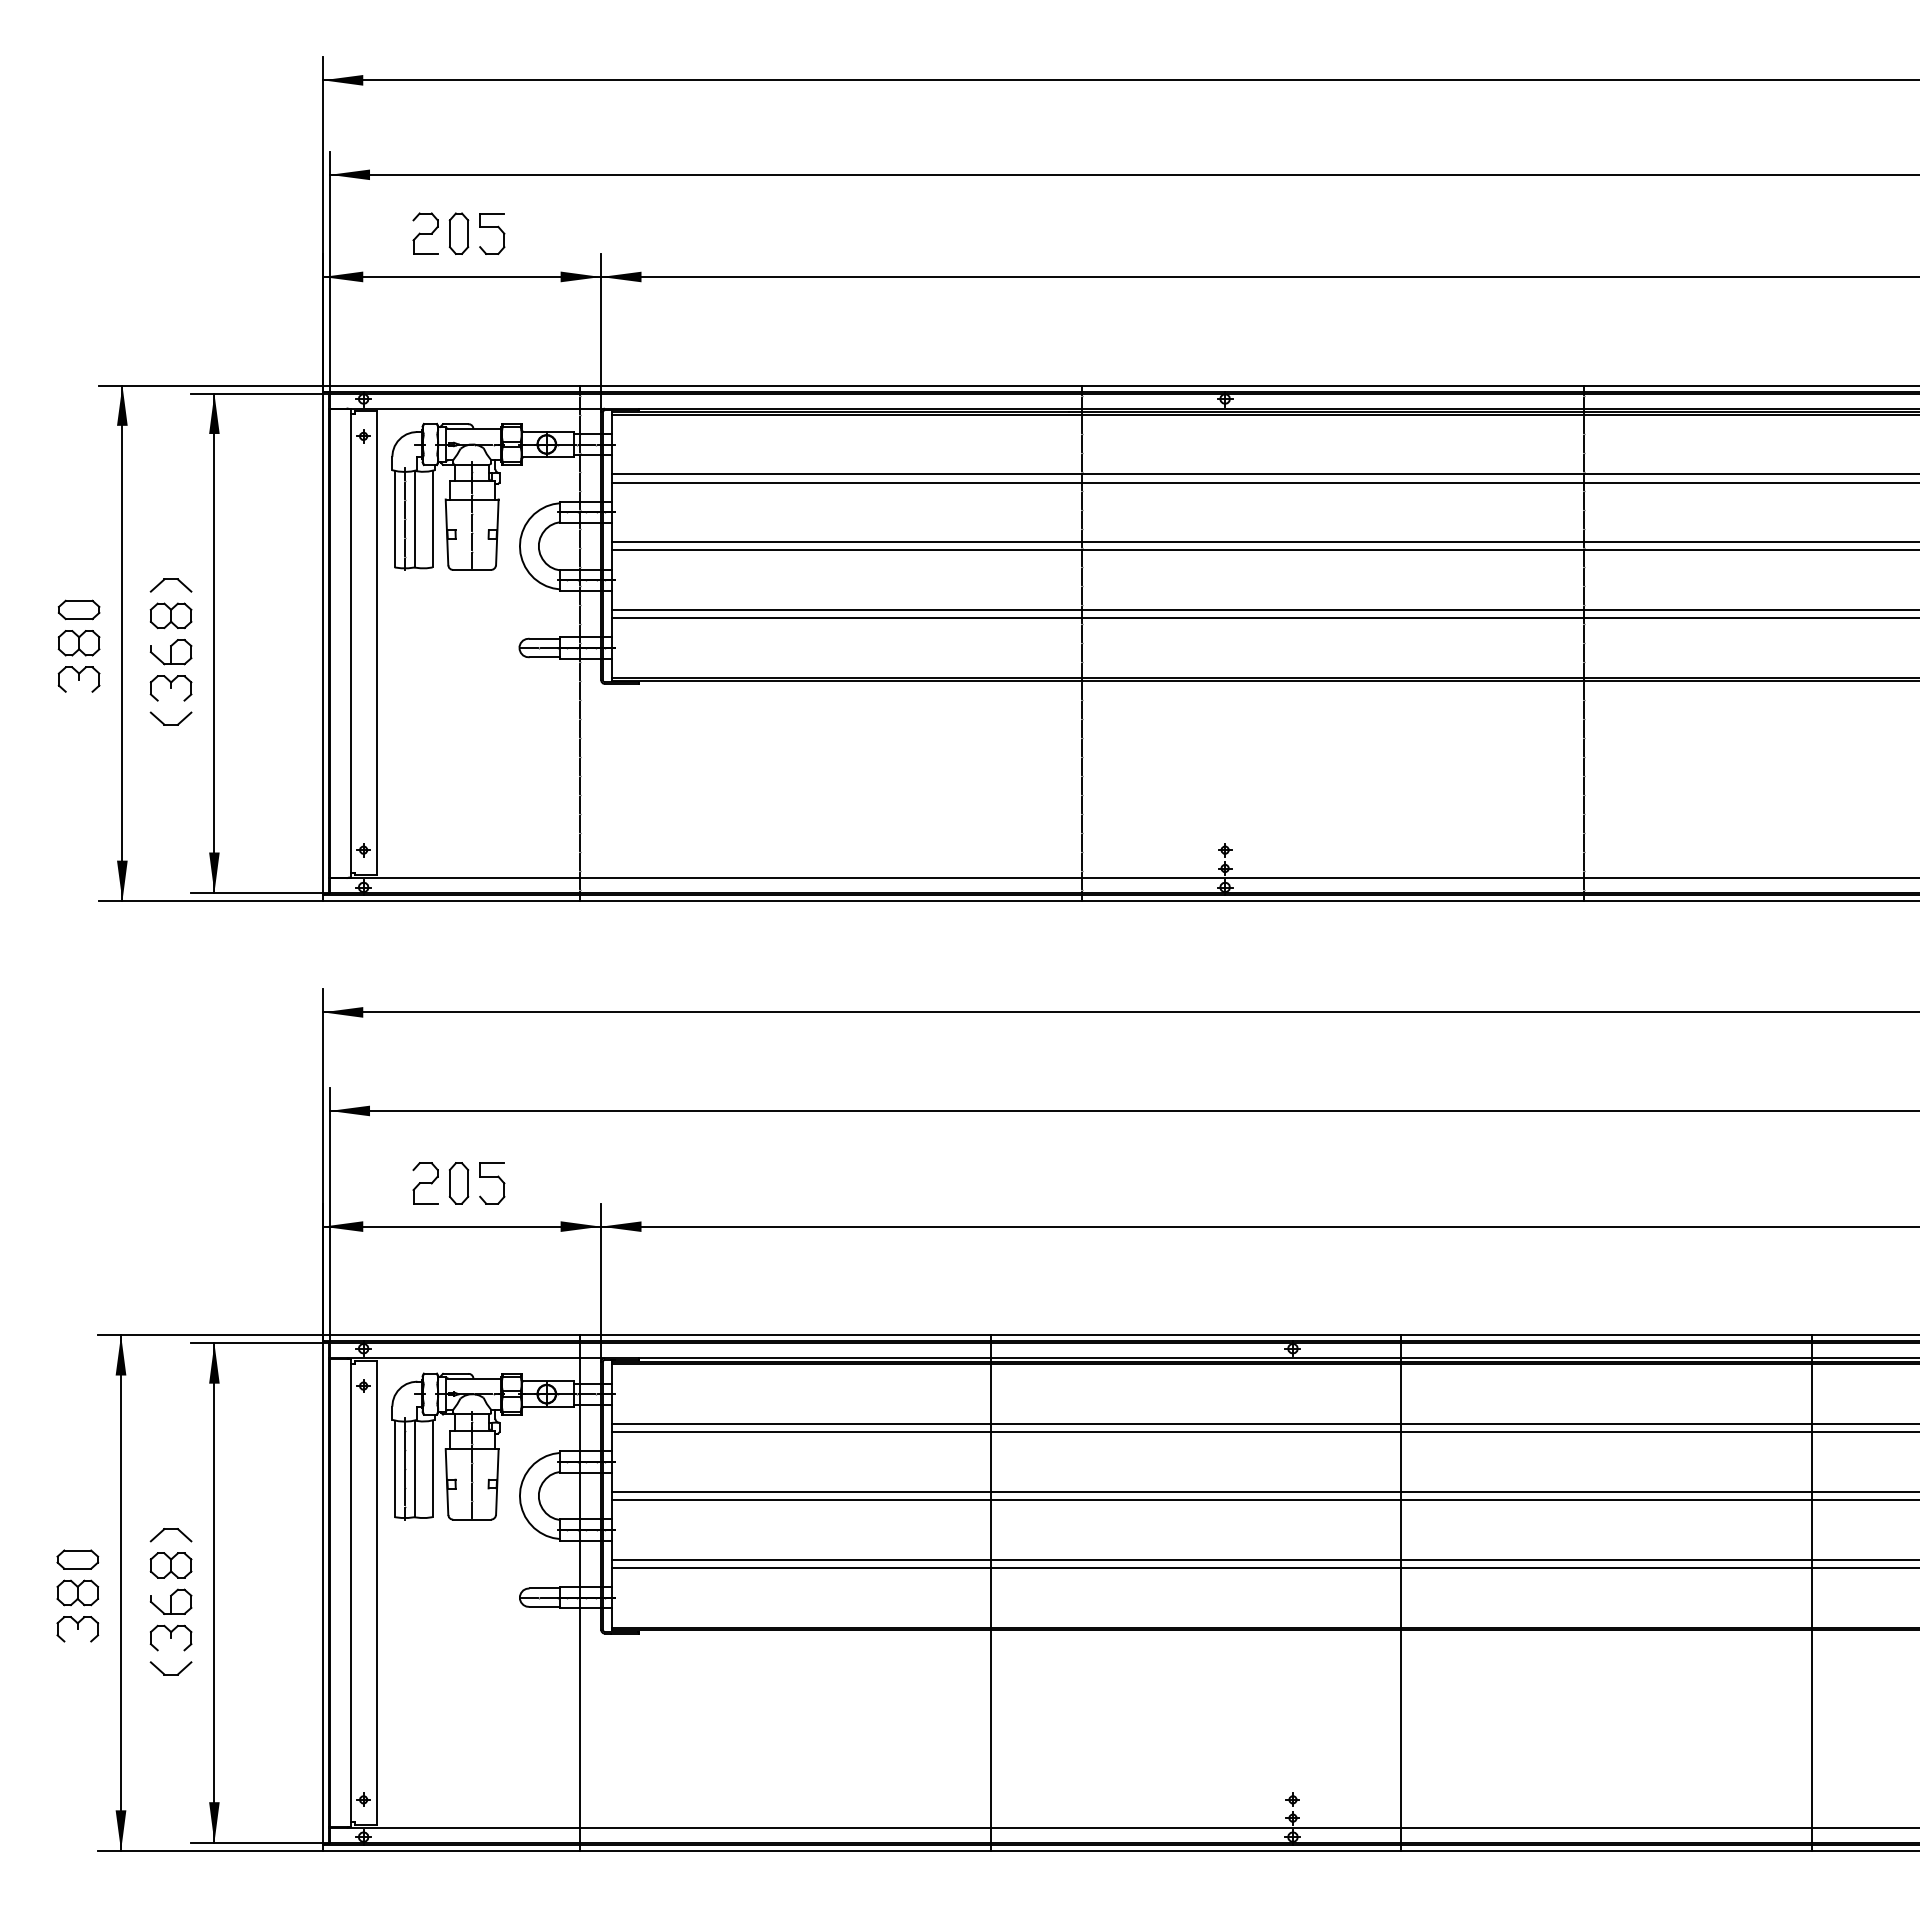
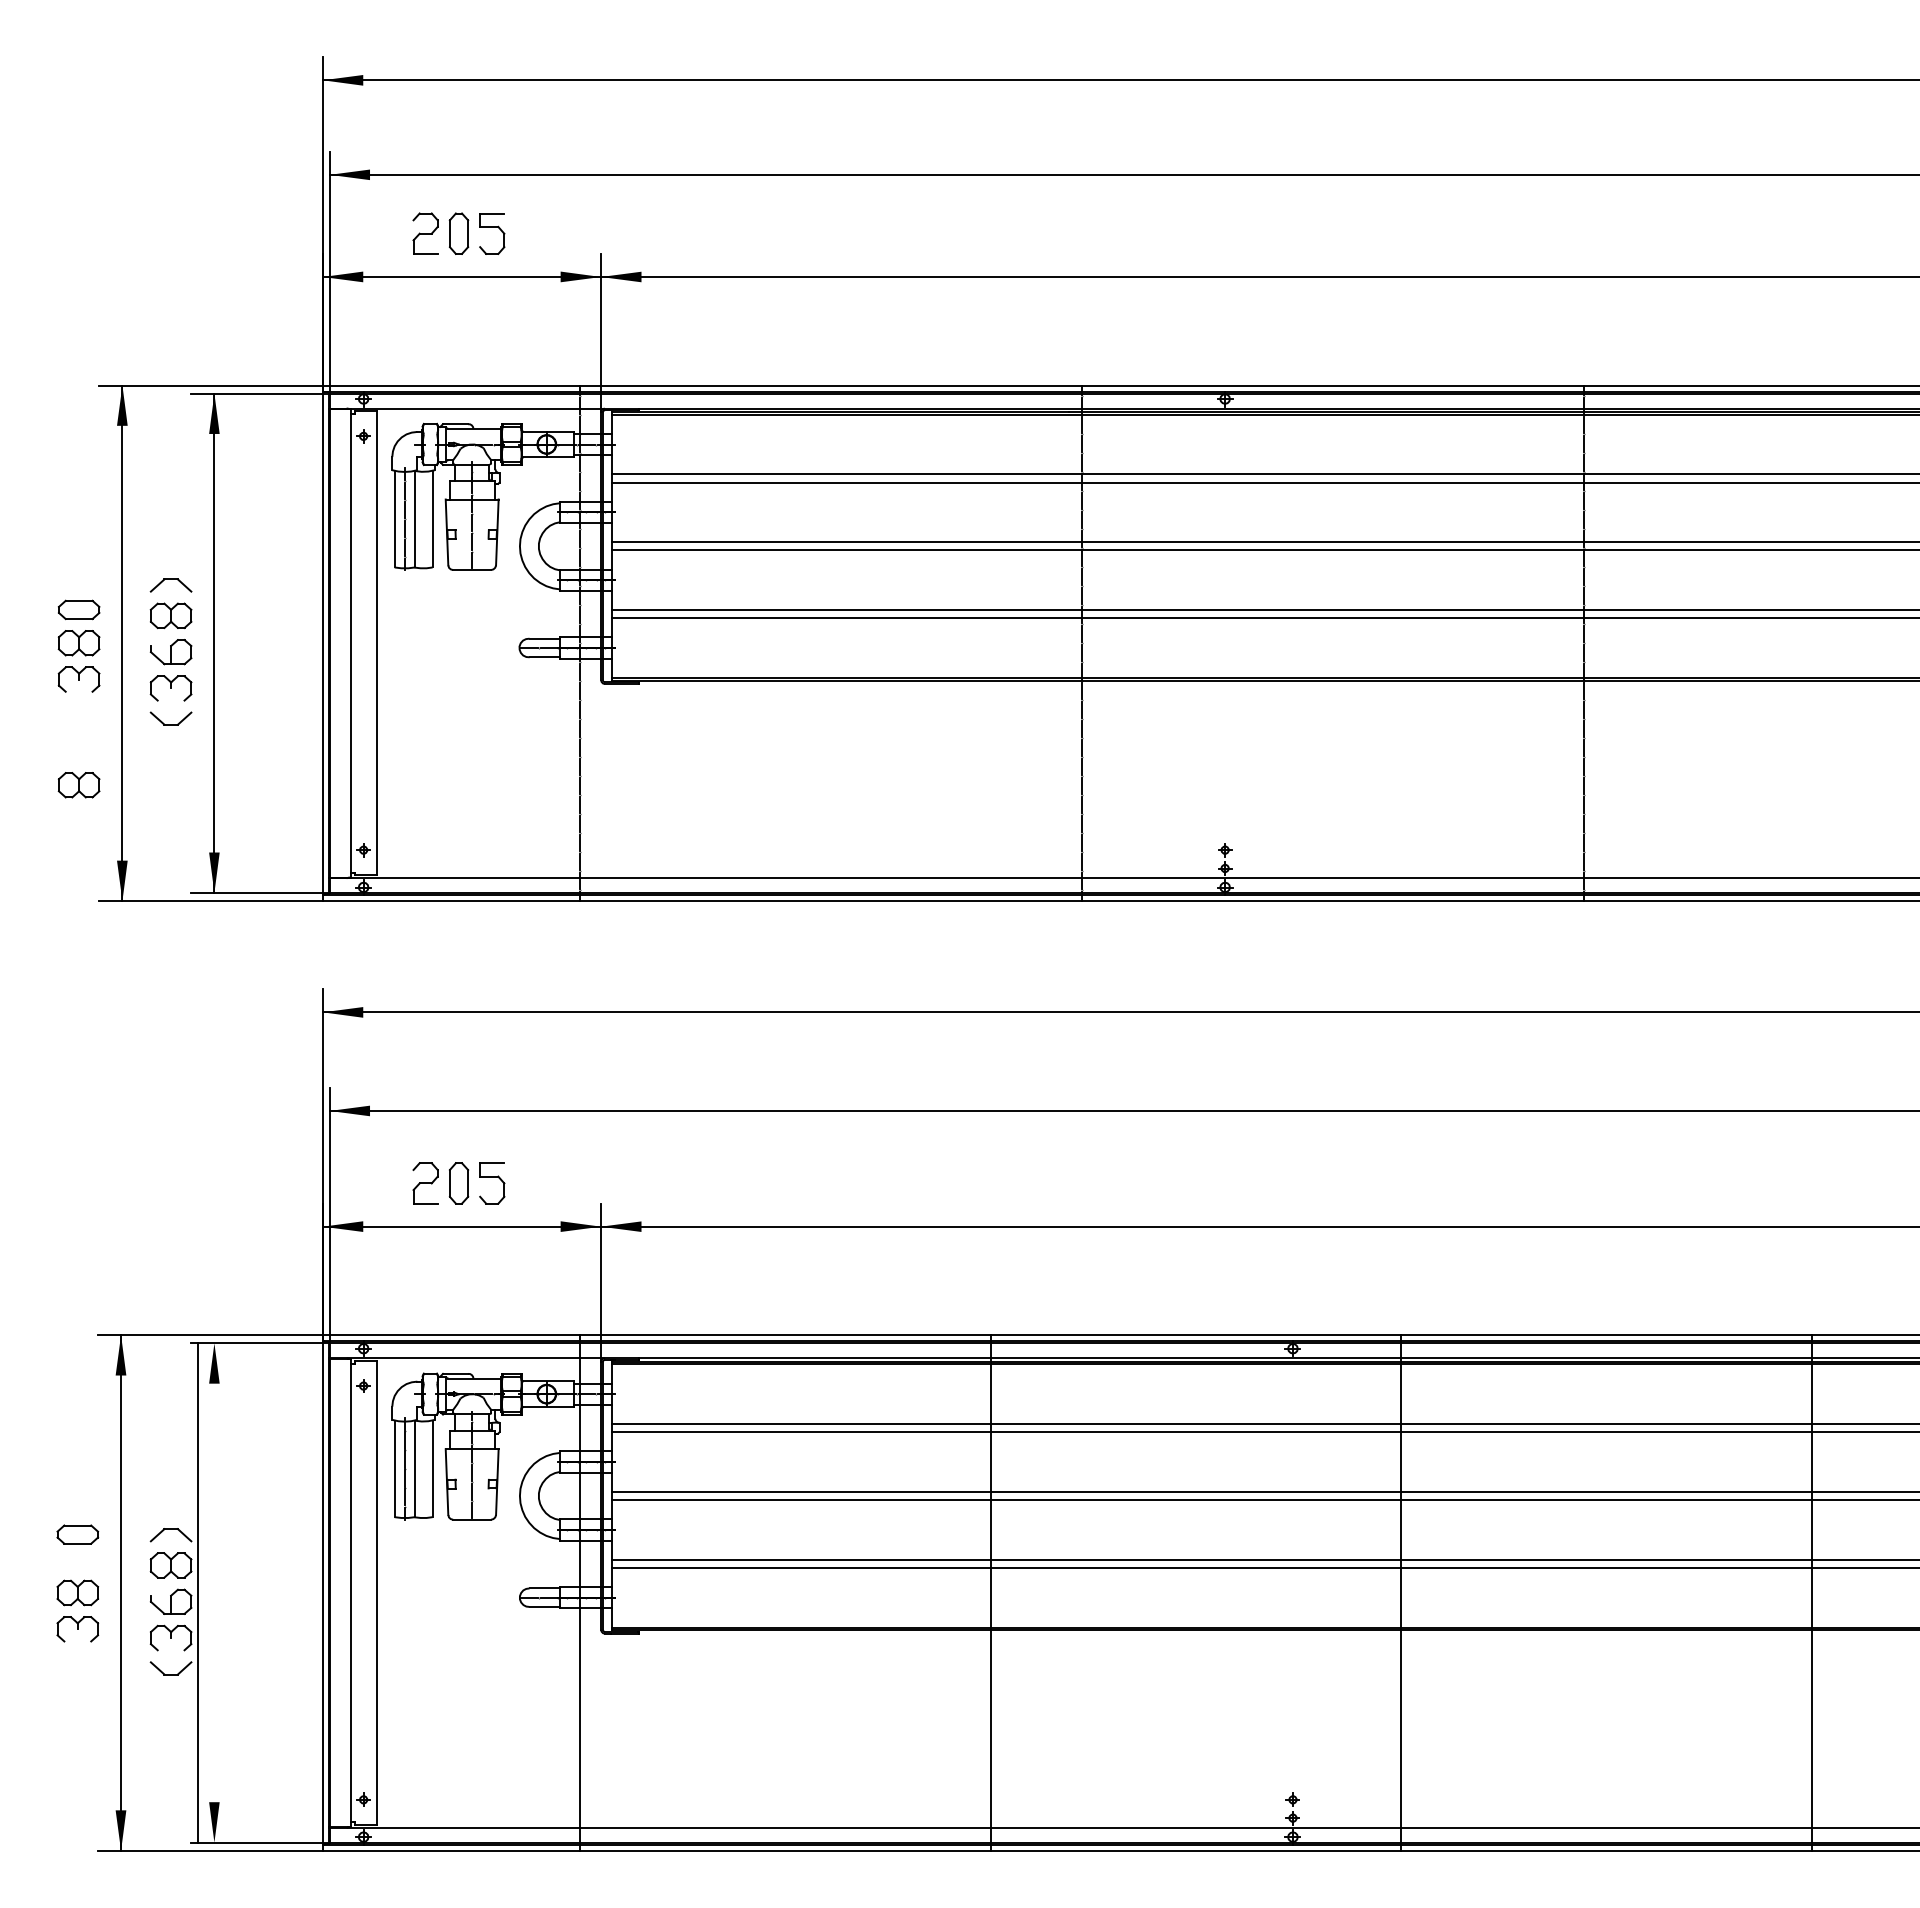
part: none -> present (78, 785)
part position: (77, 1559) -> (77, 1534) (77, 1534)
line position: (214, 1592) -> (198, 1592) (198, 1592)
